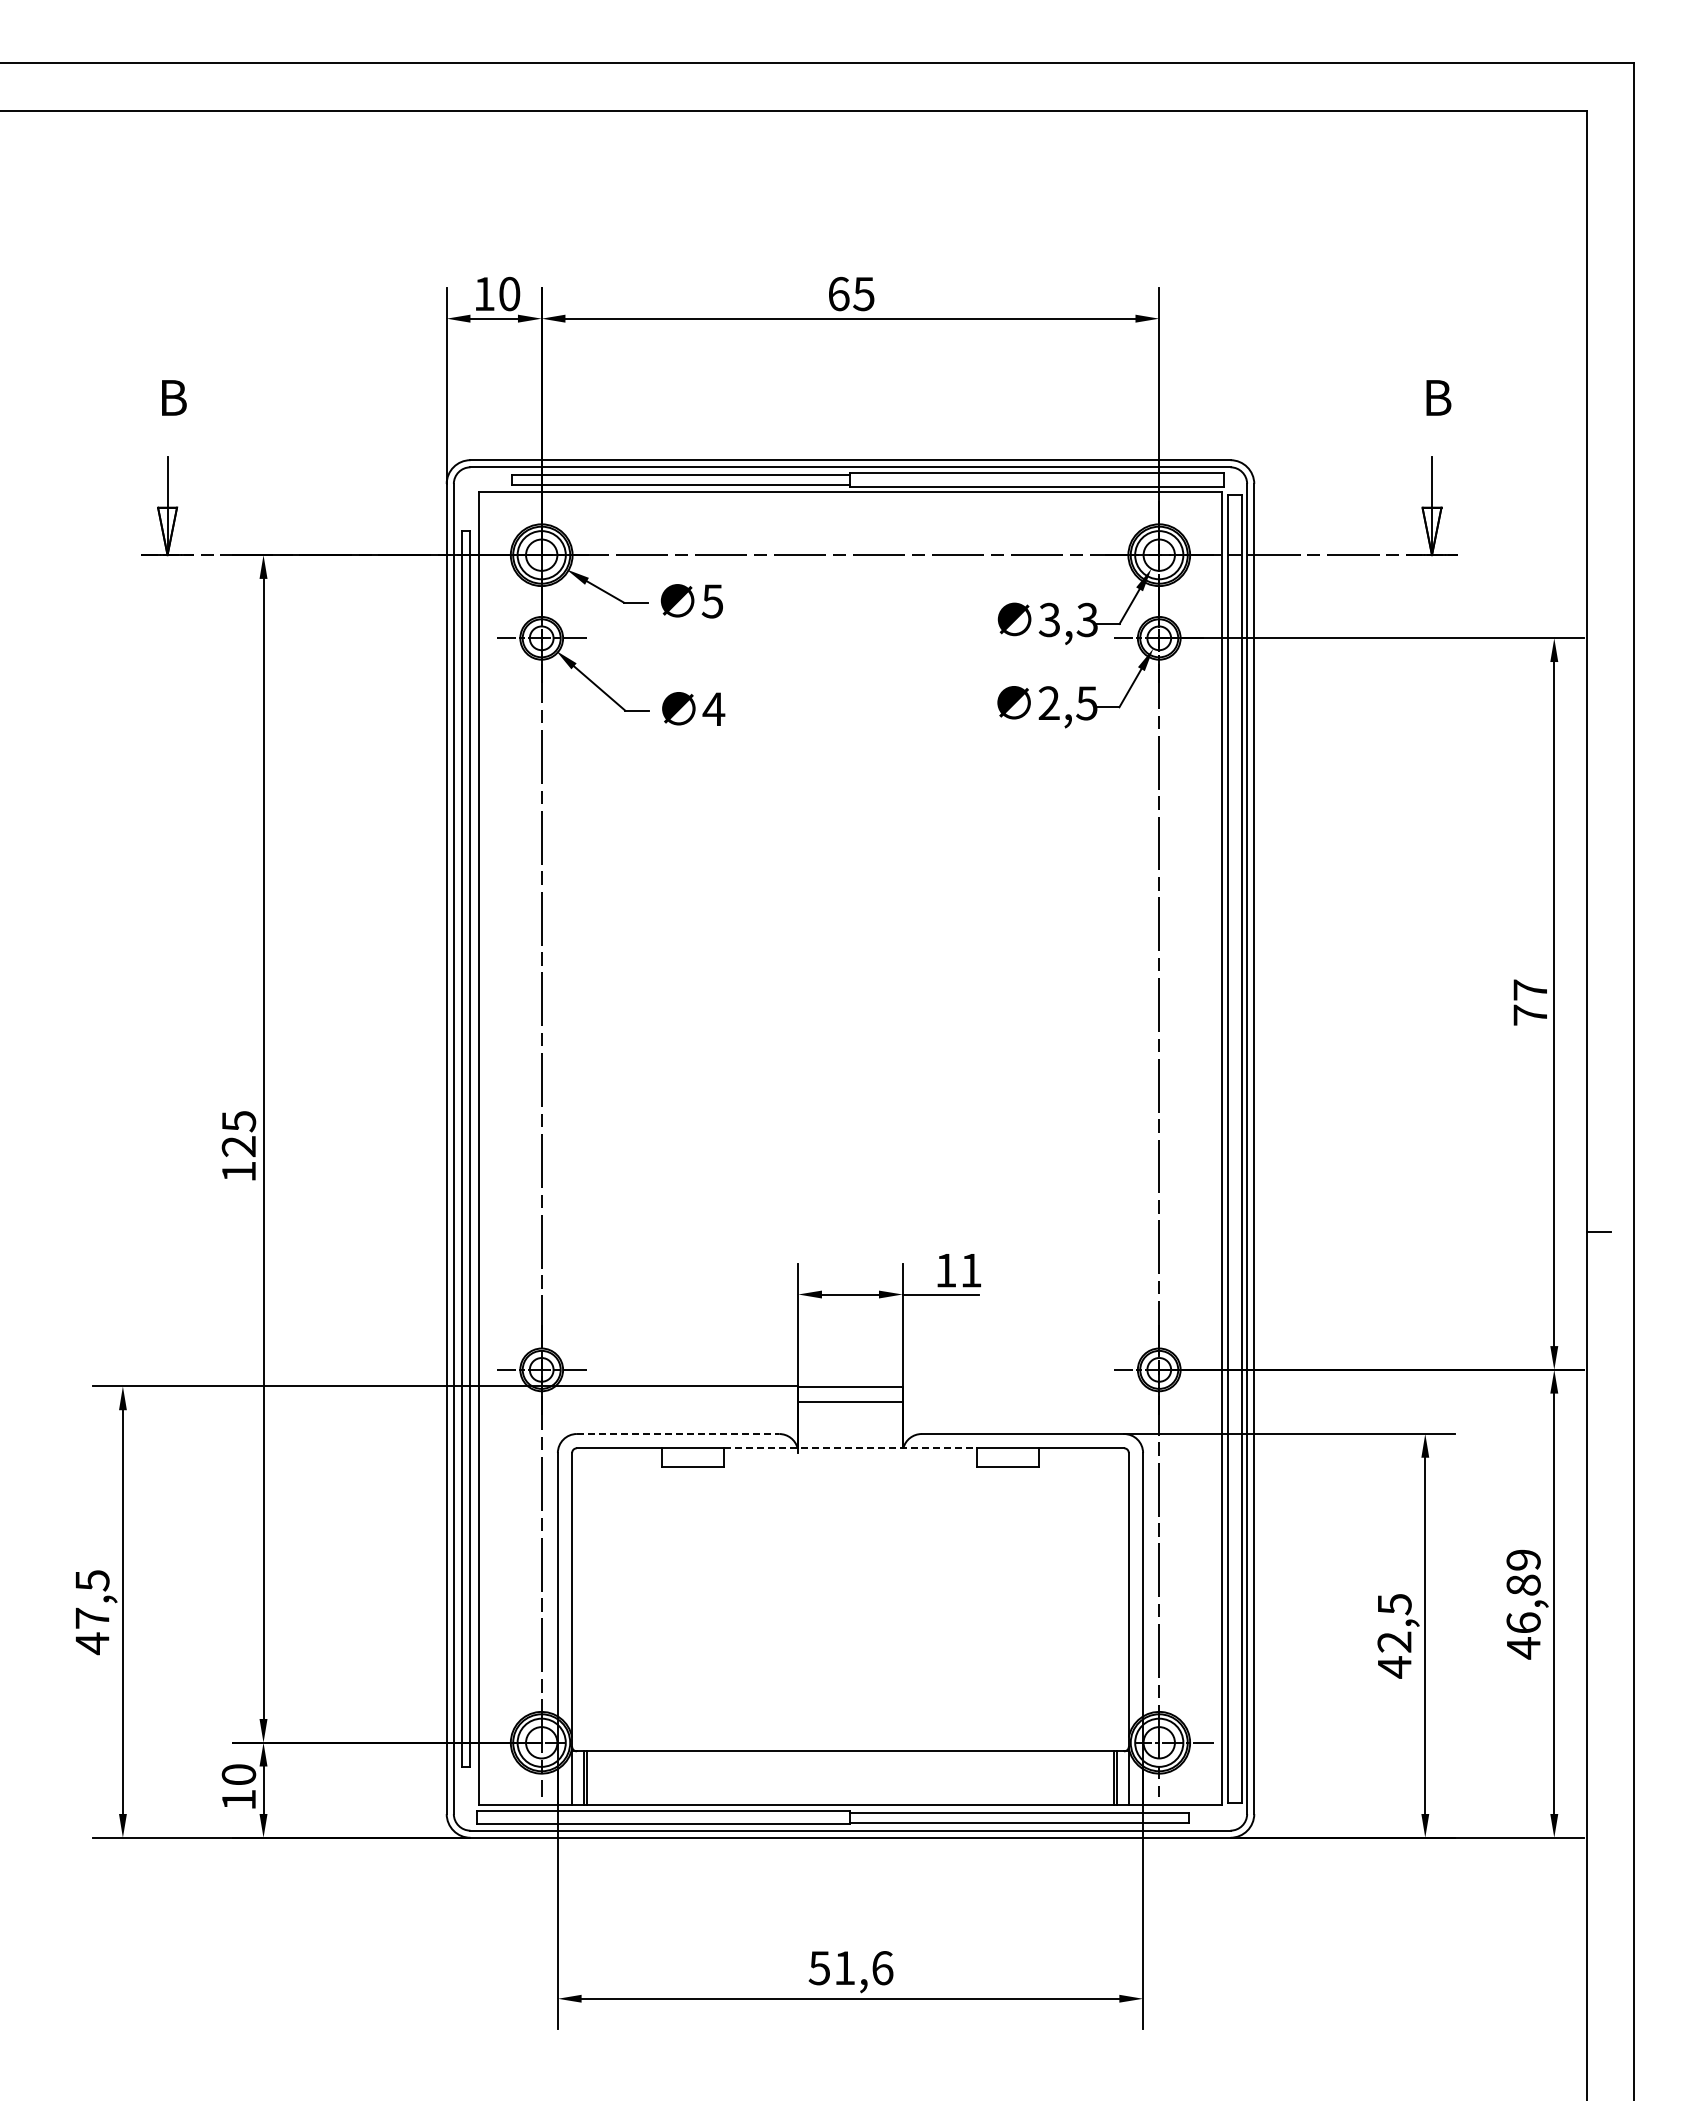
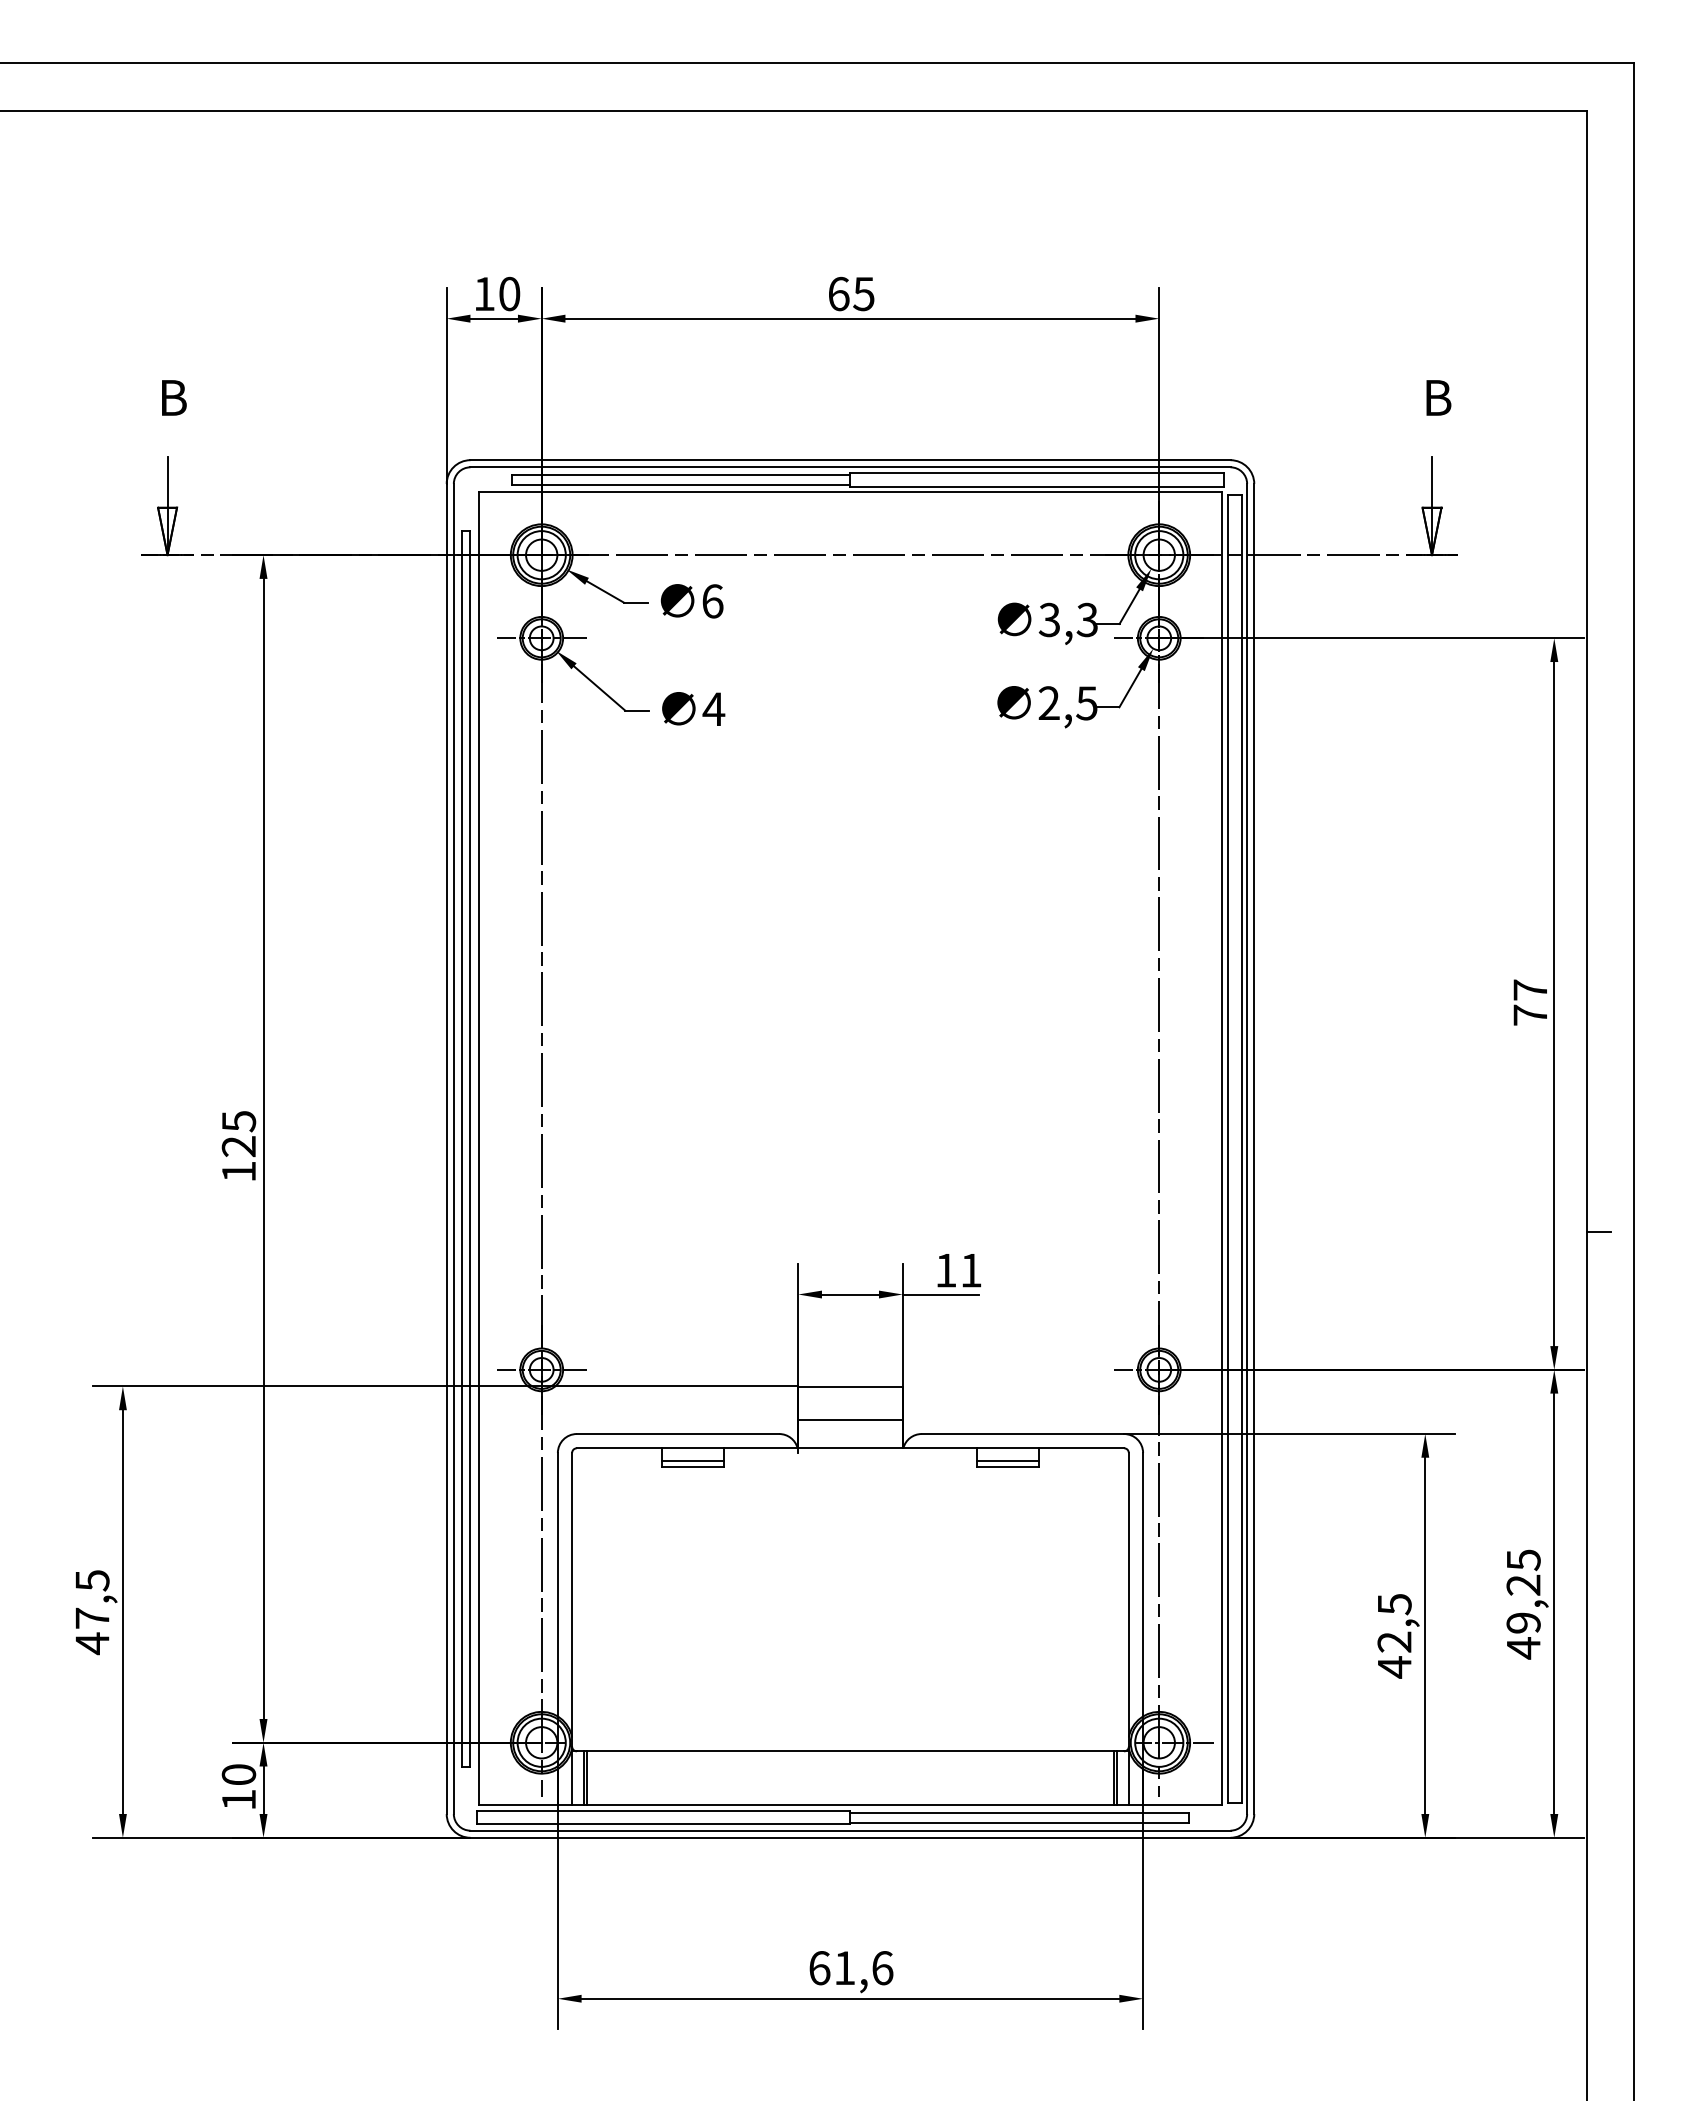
text: 5 -> 6 (712, 601)
line position: (850, 1401) -> (850, 1419) (850, 1419)
line: dashed -> solid (678, 1434)
line: dashed -> solid (850, 1448)
line: none -> present (693, 1460)
line: none -> present (1007, 1460)
text: 46,89 -> 49,25 (1523, 1591)
text: 51,6 -> 61,6 (819, 1968)
